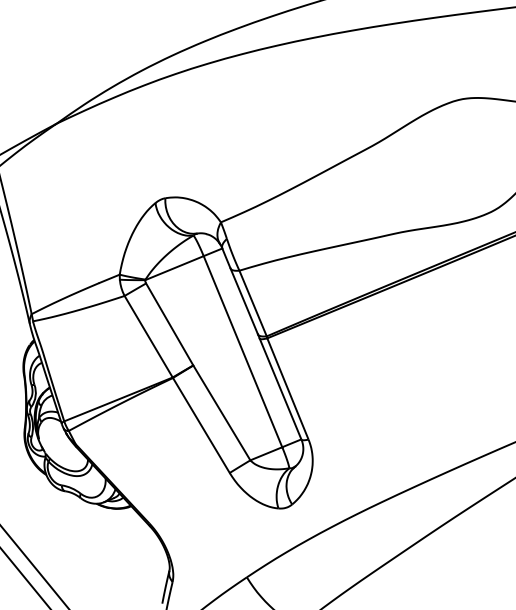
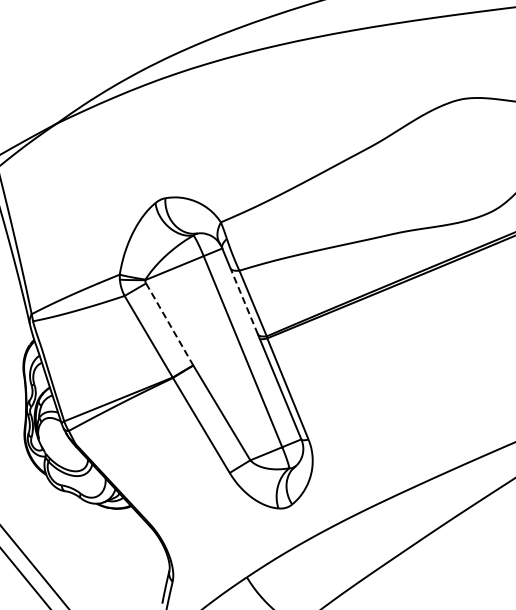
line: solid -> dashed (244, 301)
line: solid -> dashed (169, 324)
